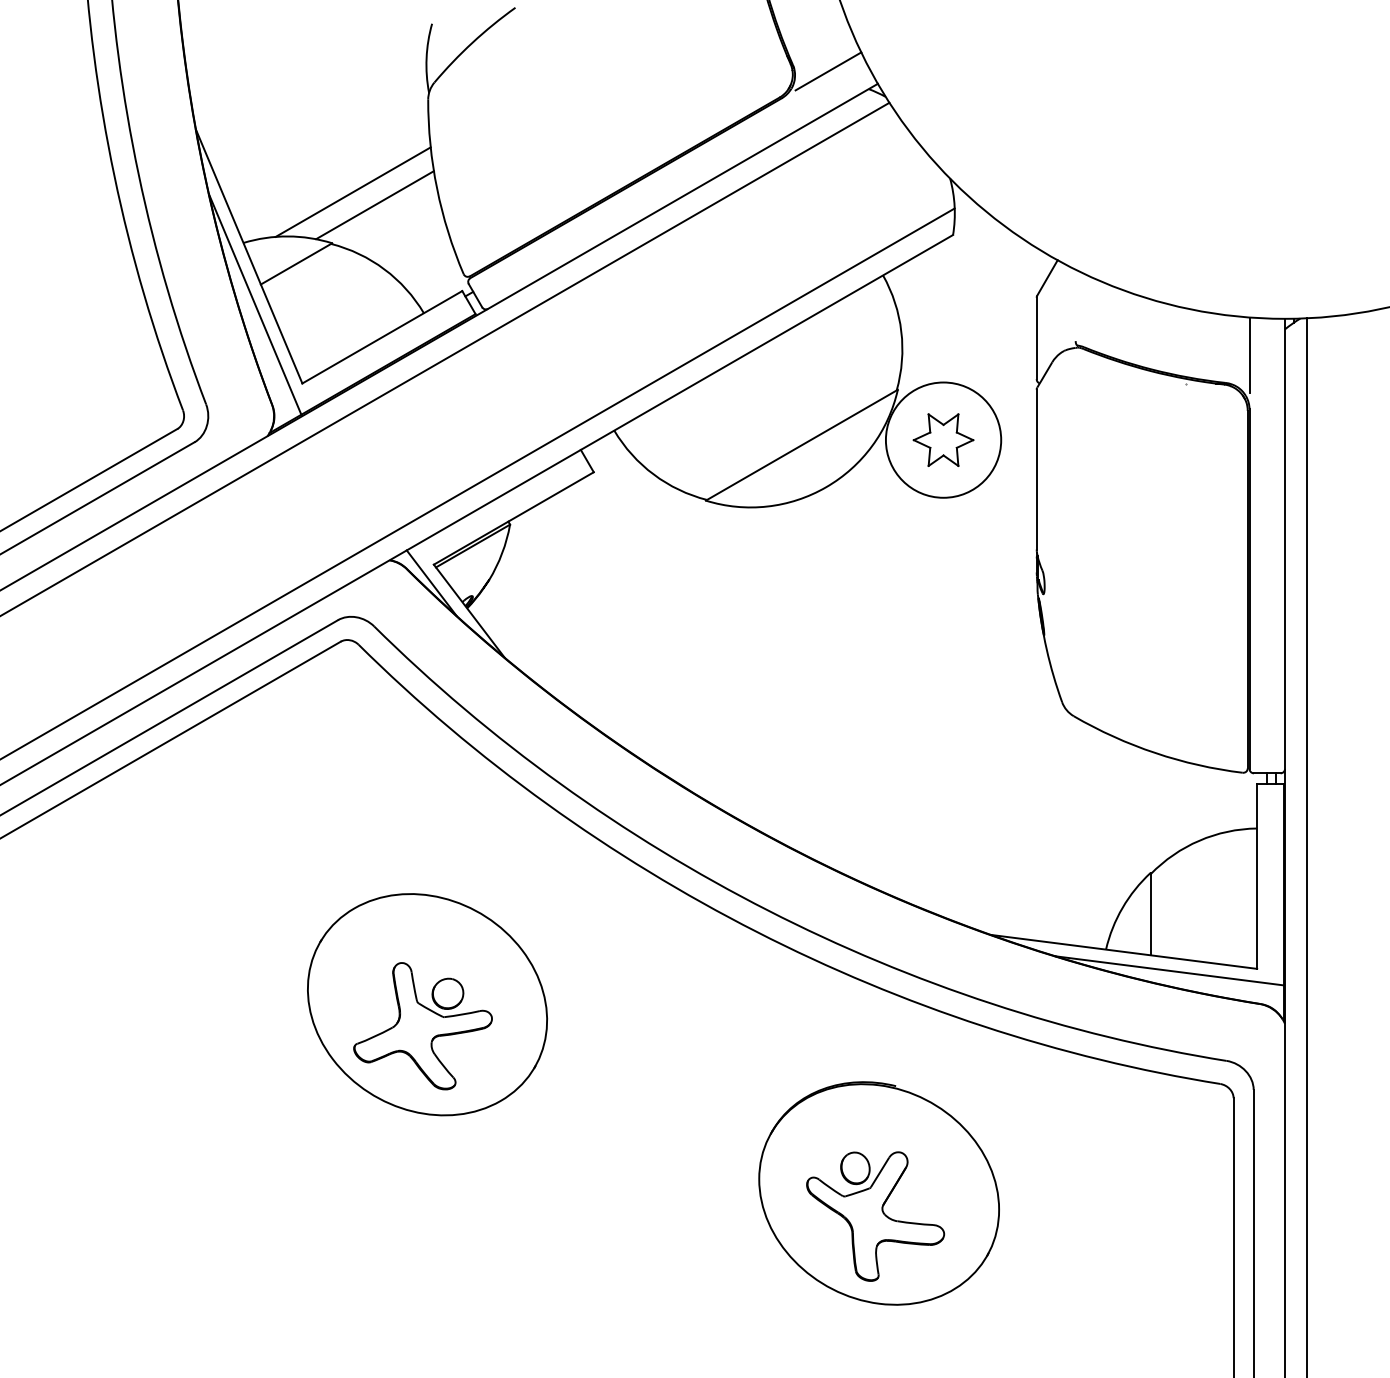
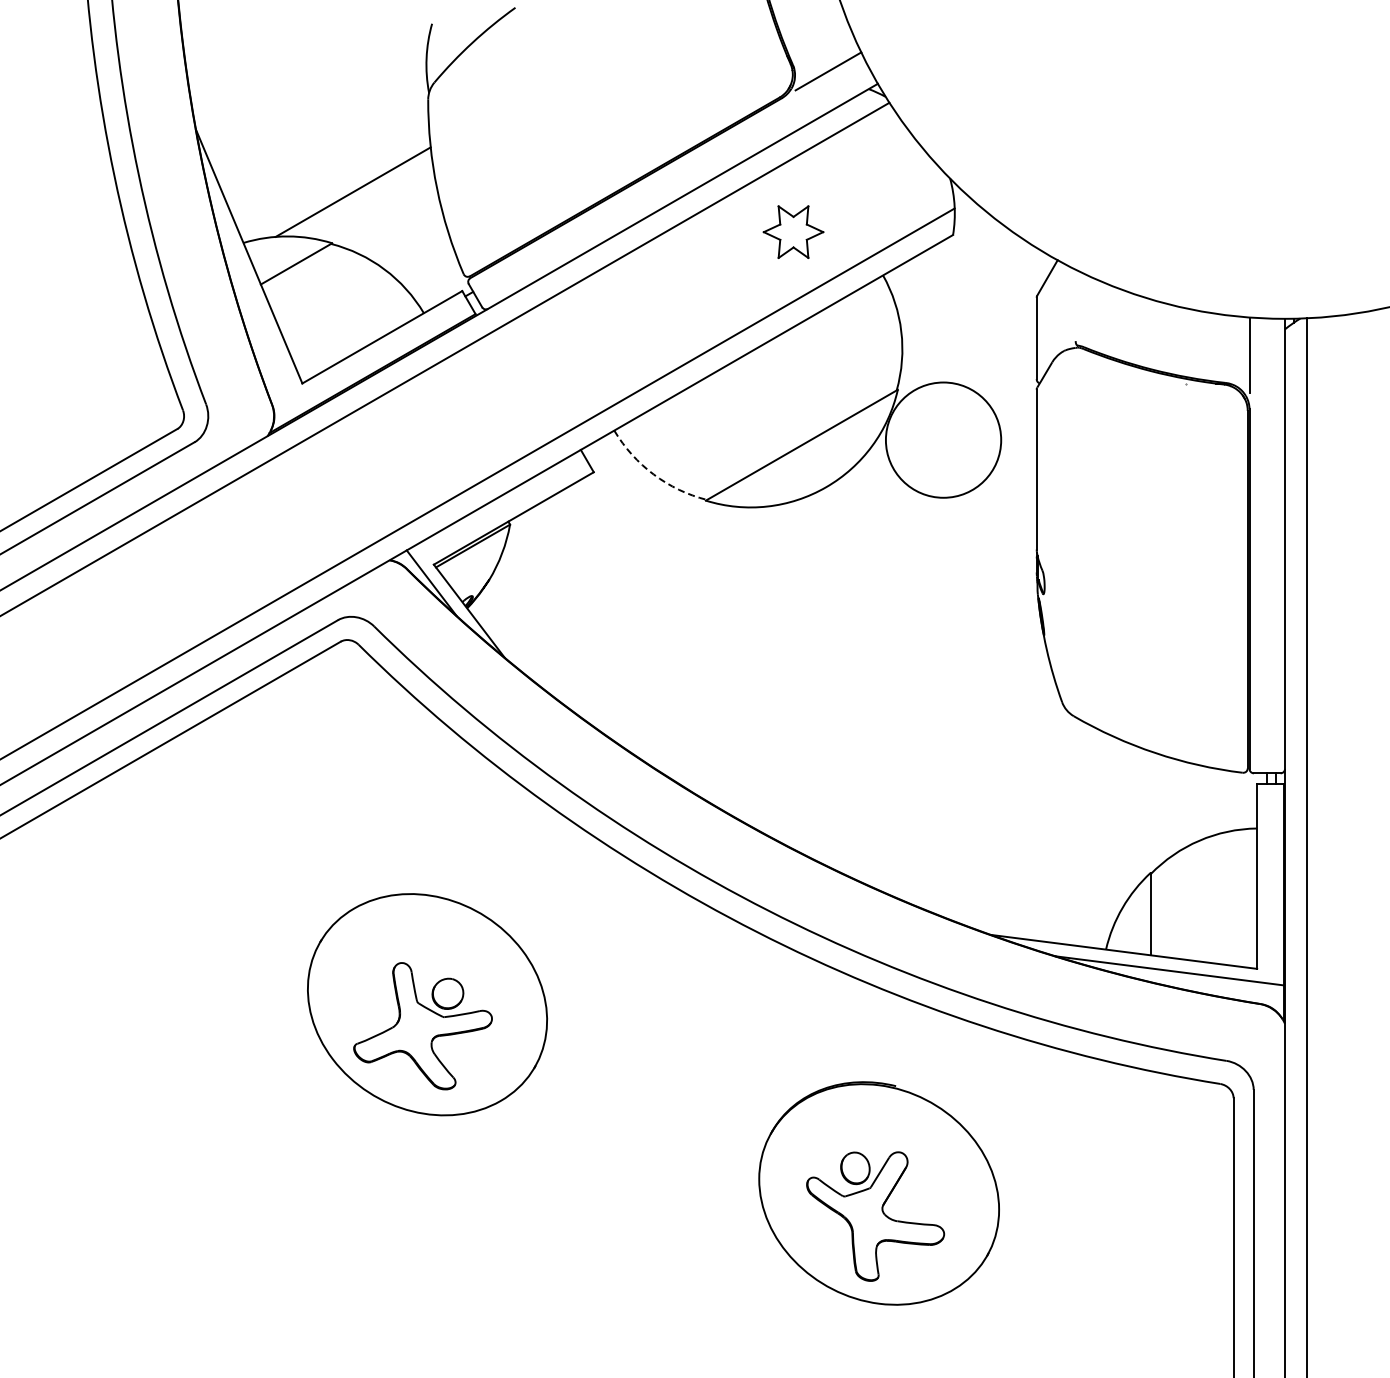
line: present -> none (374, 205)
line: present -> none (254, 304)
part position: (943, 439) -> (793, 231) (793, 231)
arc: solid -> dashed (653, 474)
